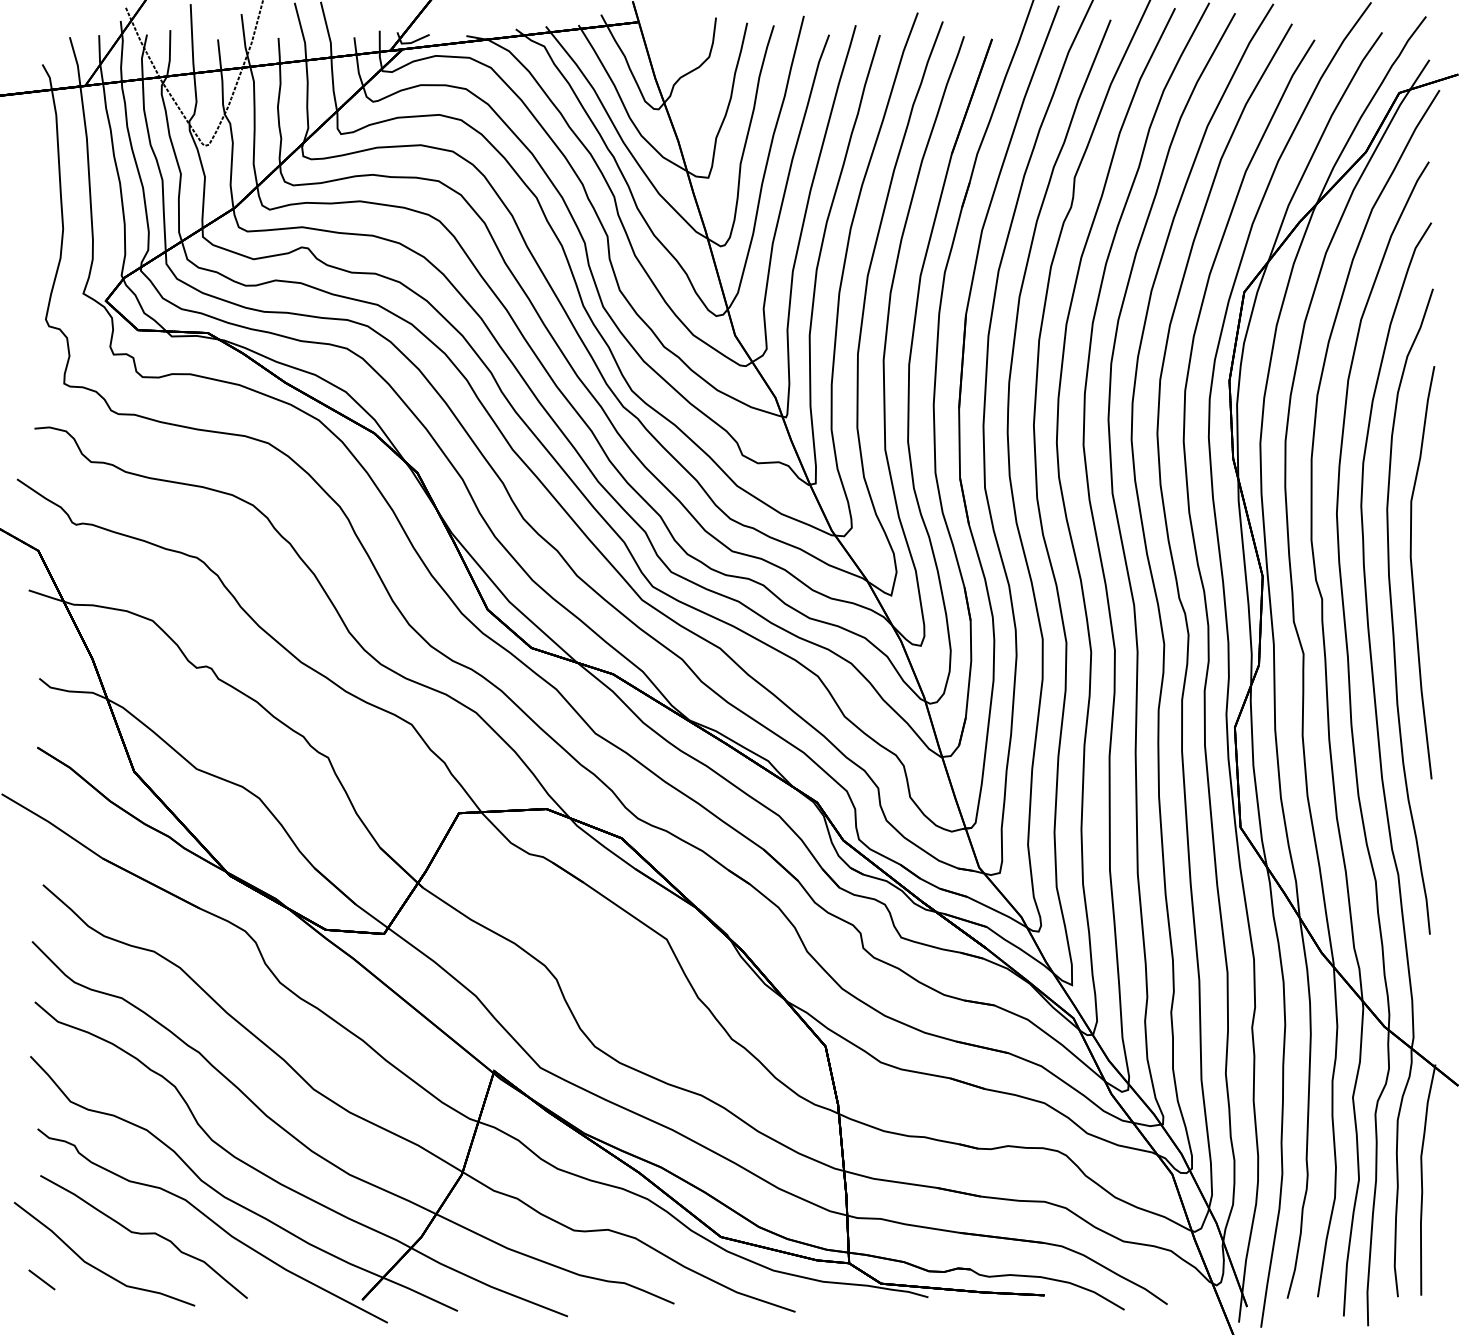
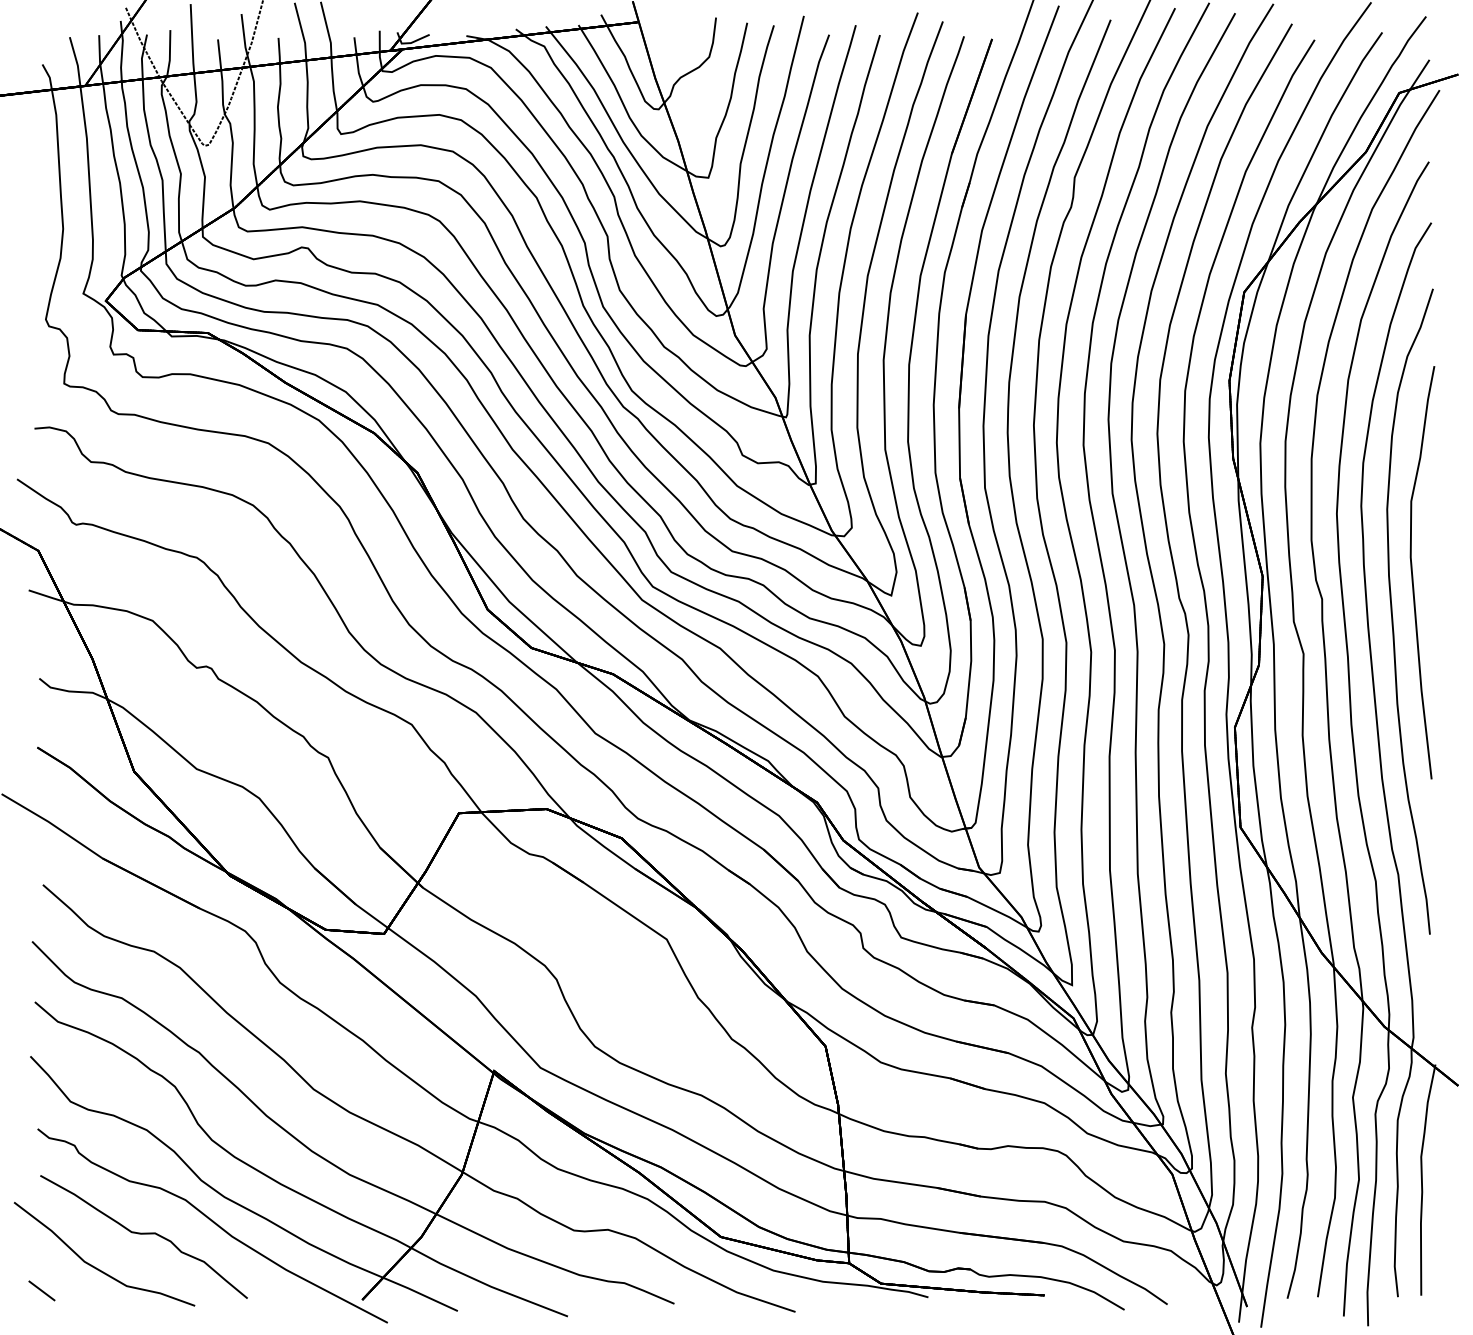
line position: (41, 1279) -> (41, 1290) (41, 1290)
